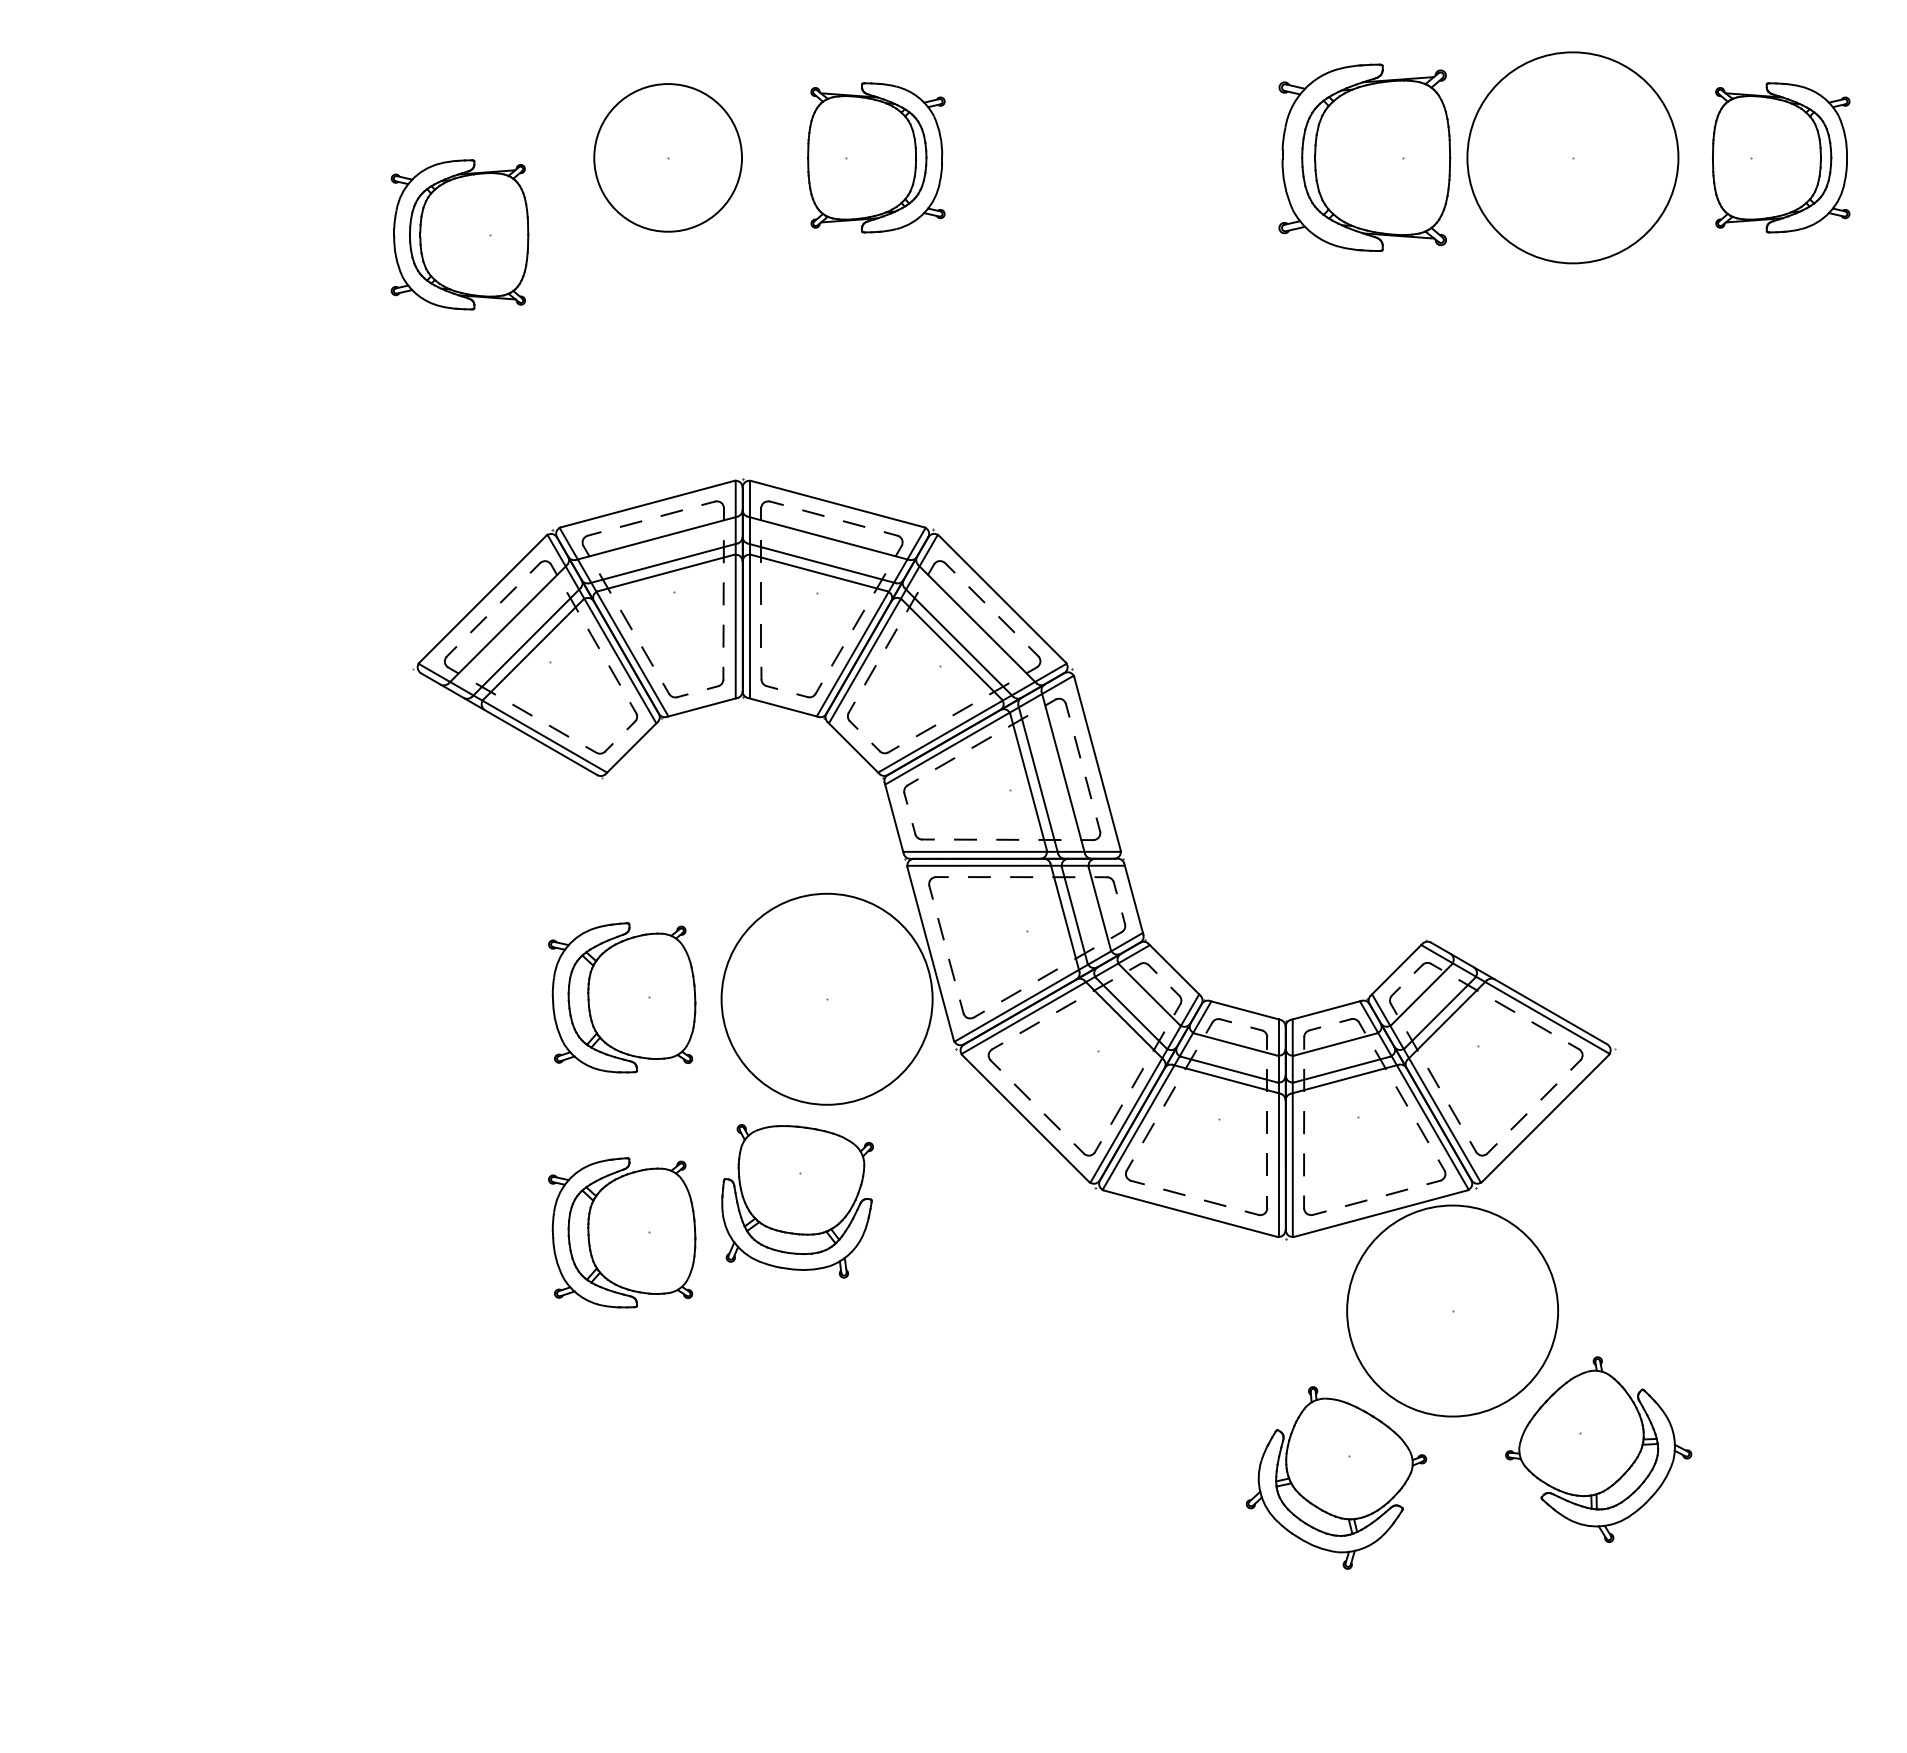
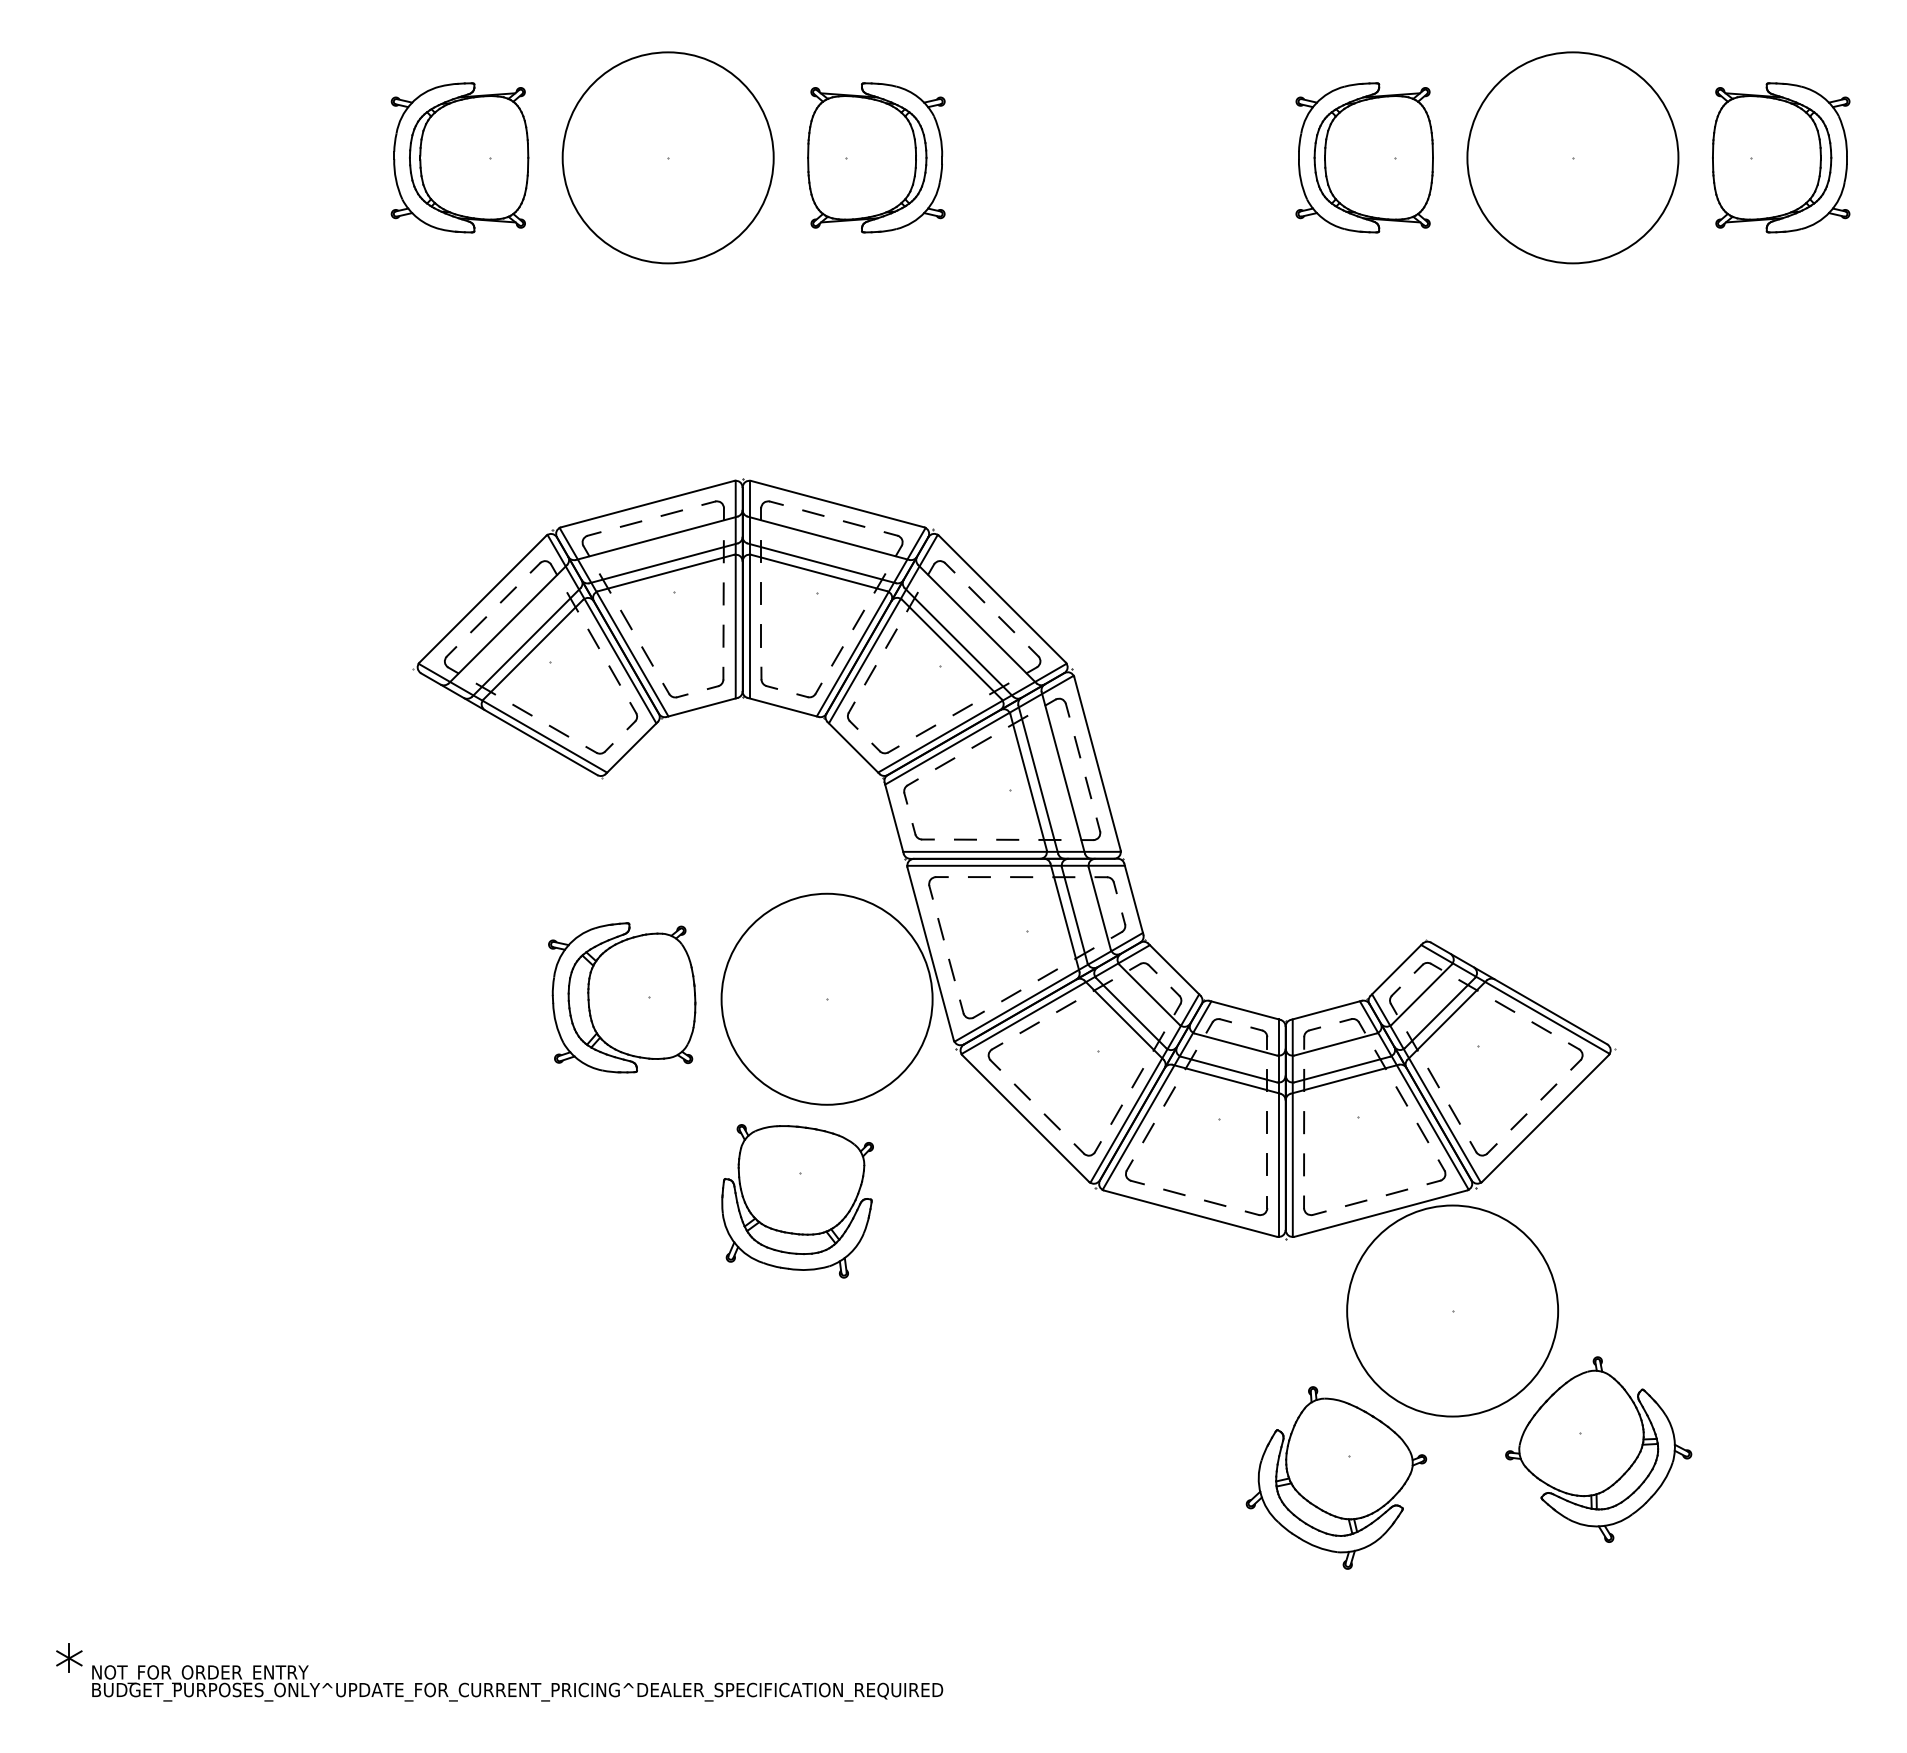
part size: 150x150 px -> 214x214 px (667, 157)
part size: 174x189 px -> 139x152 px (1364, 157)
part position: (459, 234) -> (459, 157) (459, 157)
part: present -> none (622, 1232)
part: none -> present (499, 1683)
